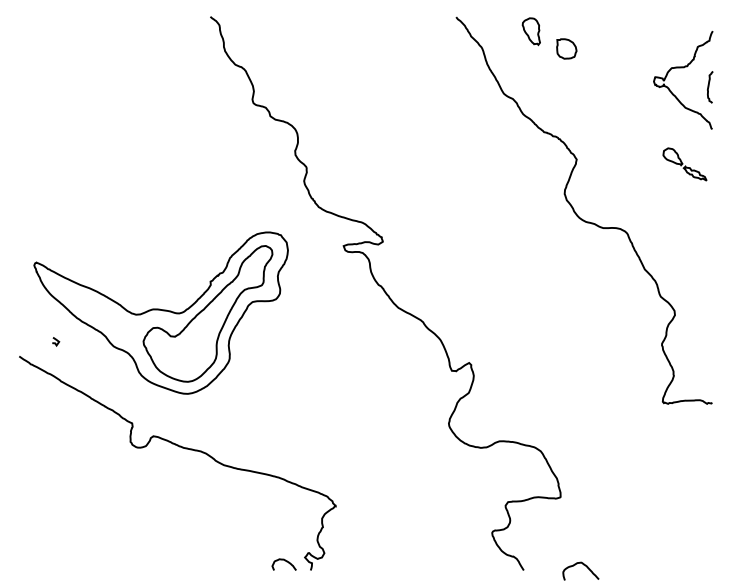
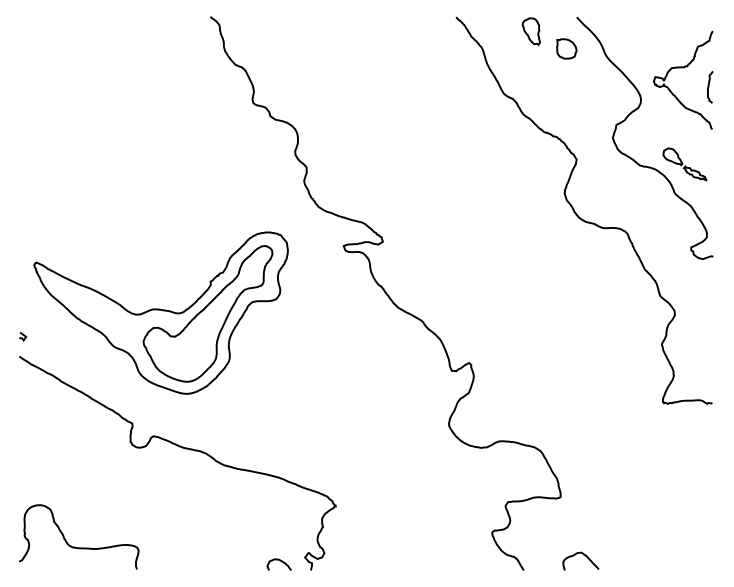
curve: none -> present (630, 156)
curve position: (56, 341) -> (23, 336) (23, 336)
curve: none -> present (75, 546)
curve position: (284, 561) -> (279, 561) (279, 561)
curve position: (583, 565) -> (583, 555) (583, 555)
